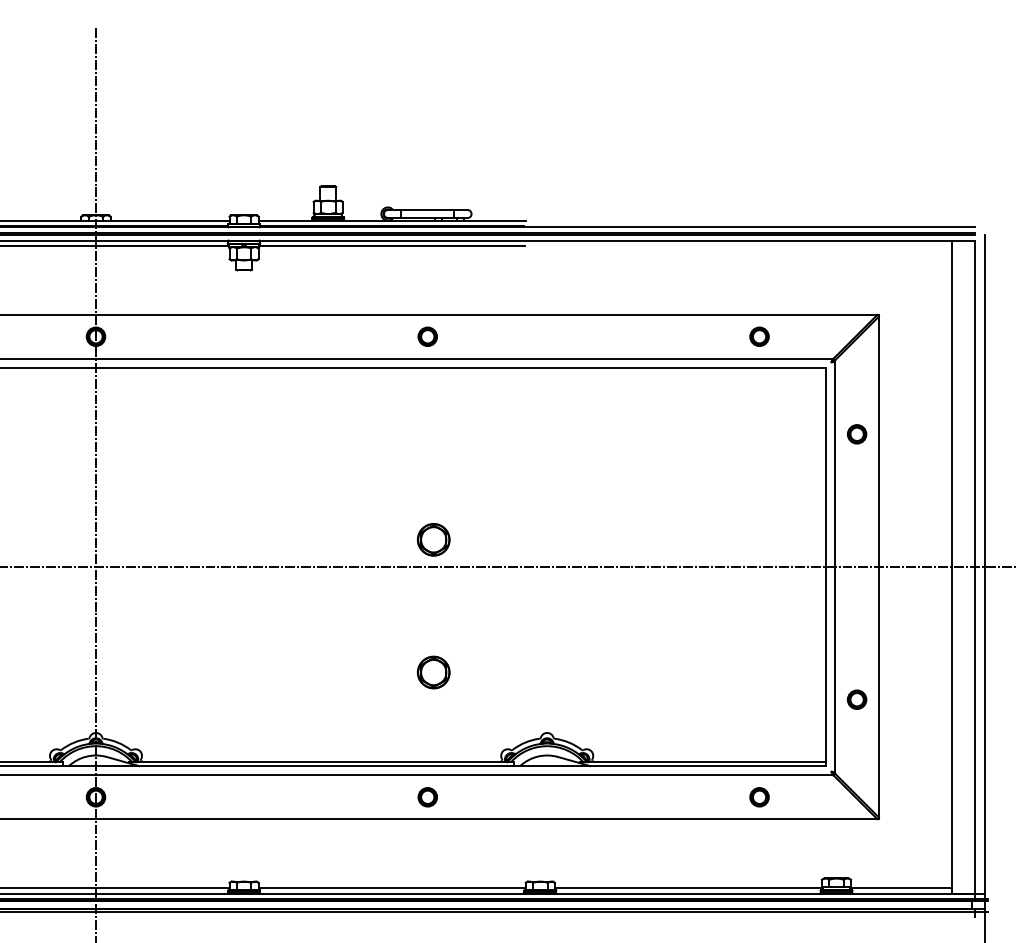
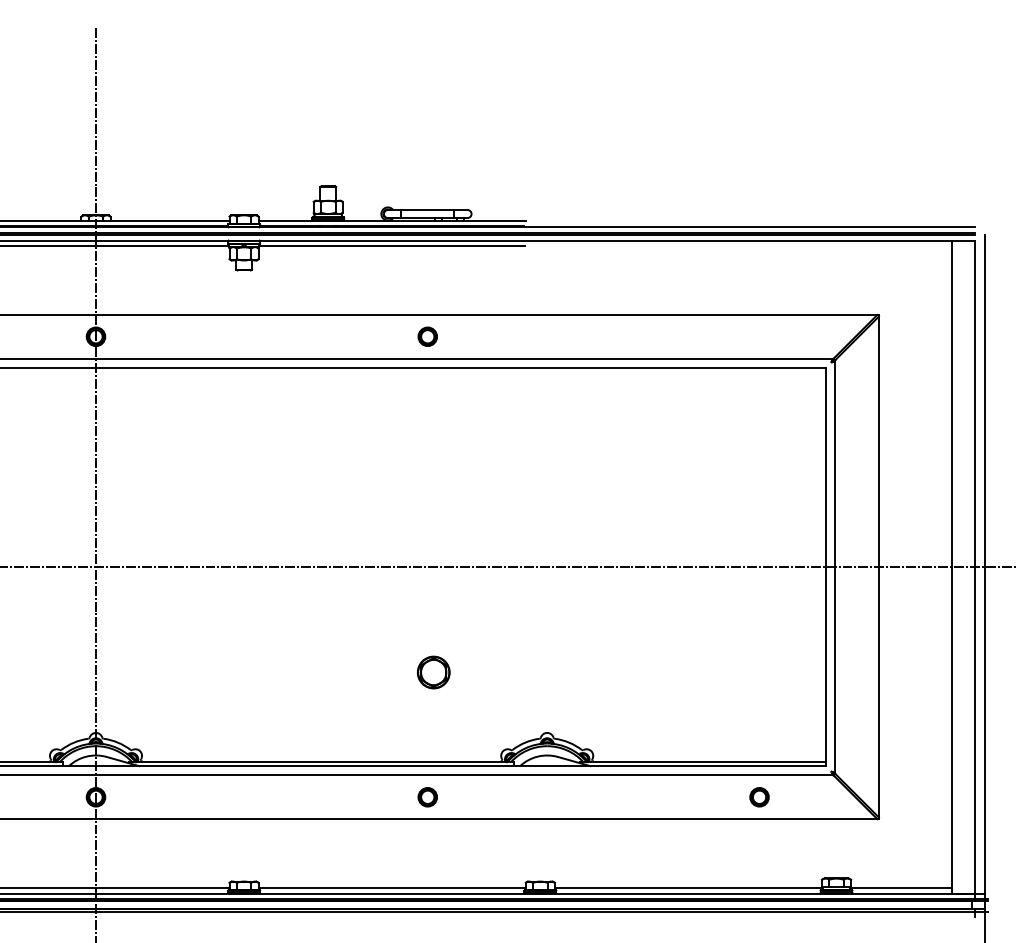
part: present -> none (759, 336)
part: present -> none (856, 434)
part: present -> none (433, 539)
part: present -> none (856, 699)
